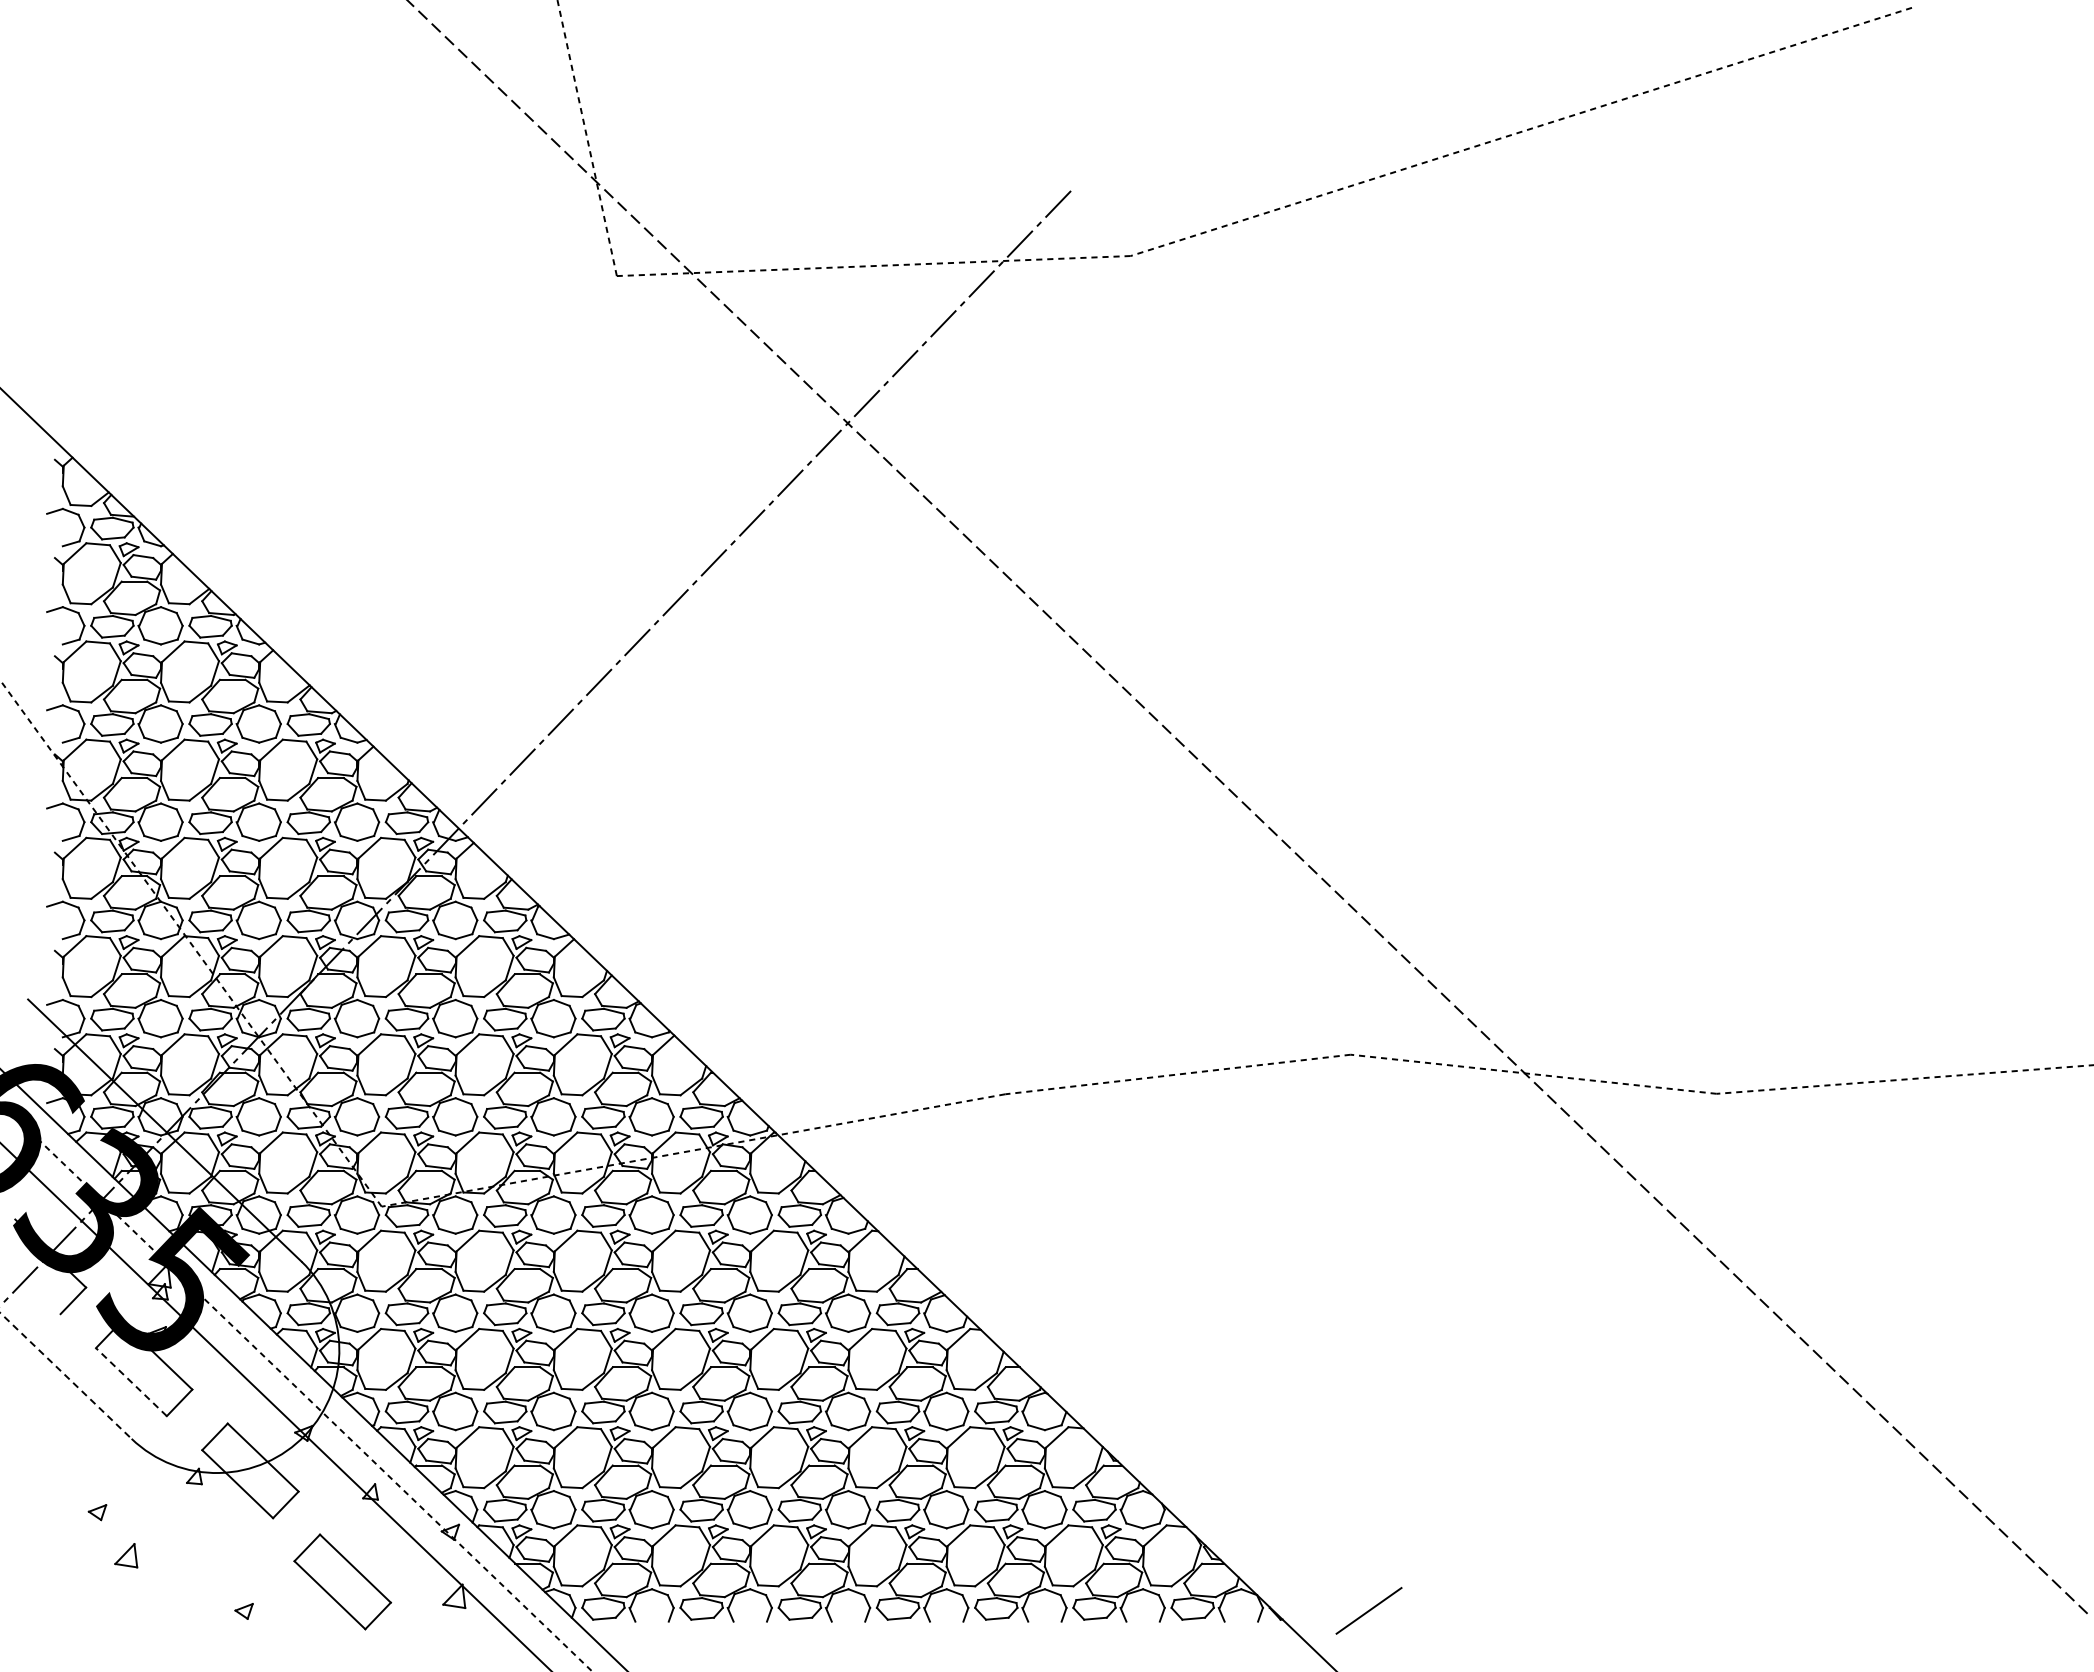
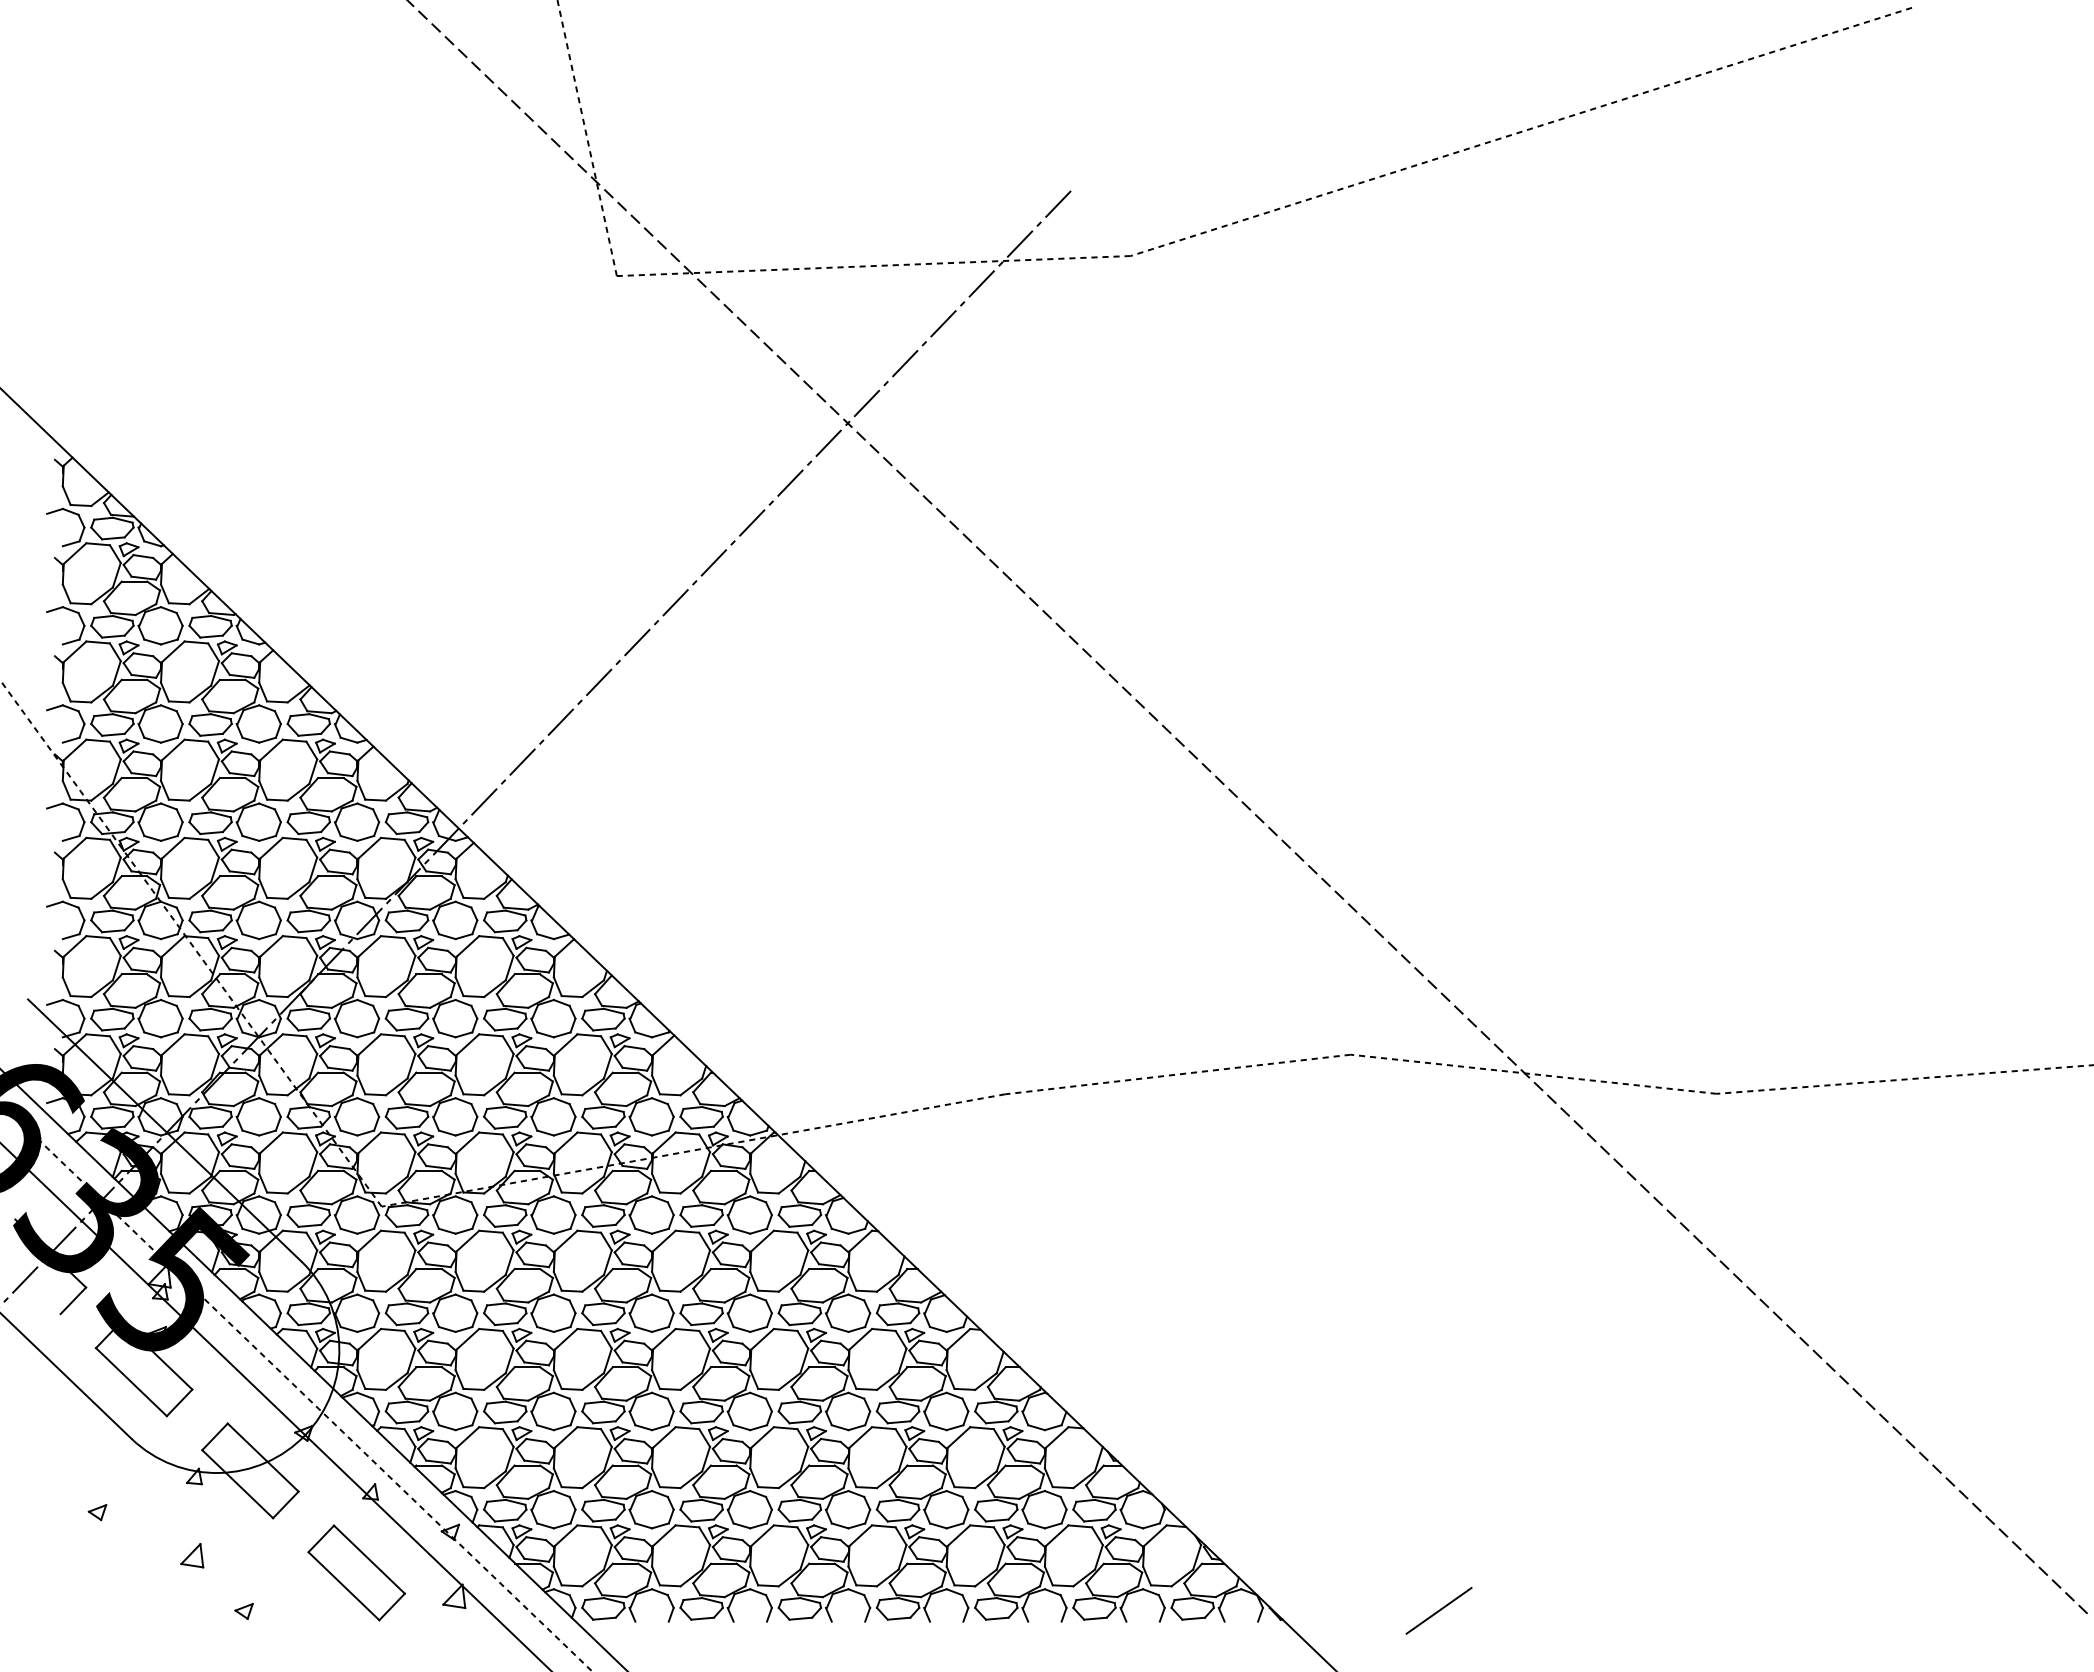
line: dashed -> solid (66, 1375)
line: dashed -> solid (131, 1381)
part position: (126, 1555) -> (192, 1555) (192, 1555)
part position: (342, 1581) -> (356, 1572) (356, 1572)
line position: (1368, 1610) -> (1438, 1610) (1438, 1610)
